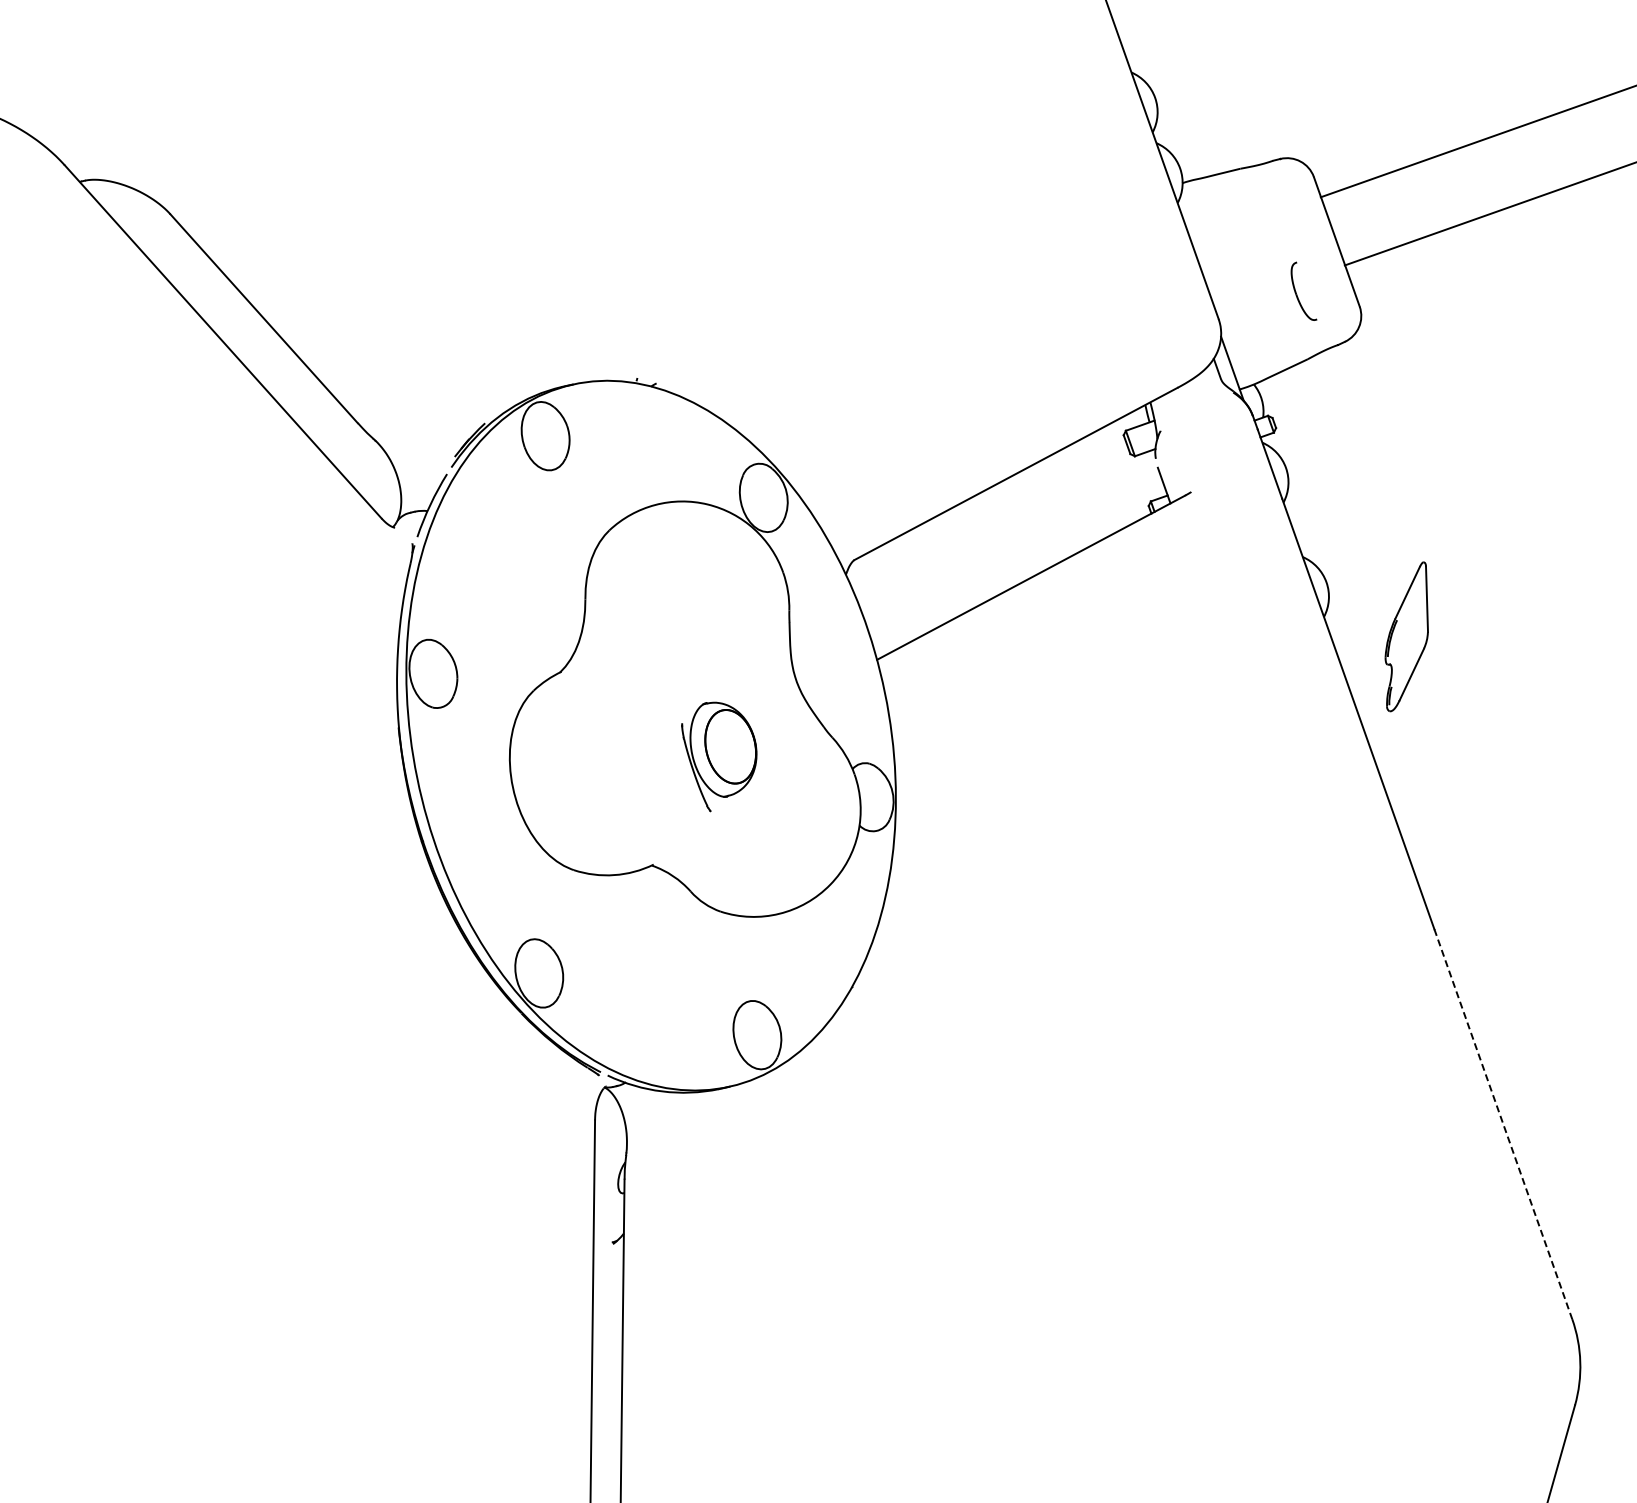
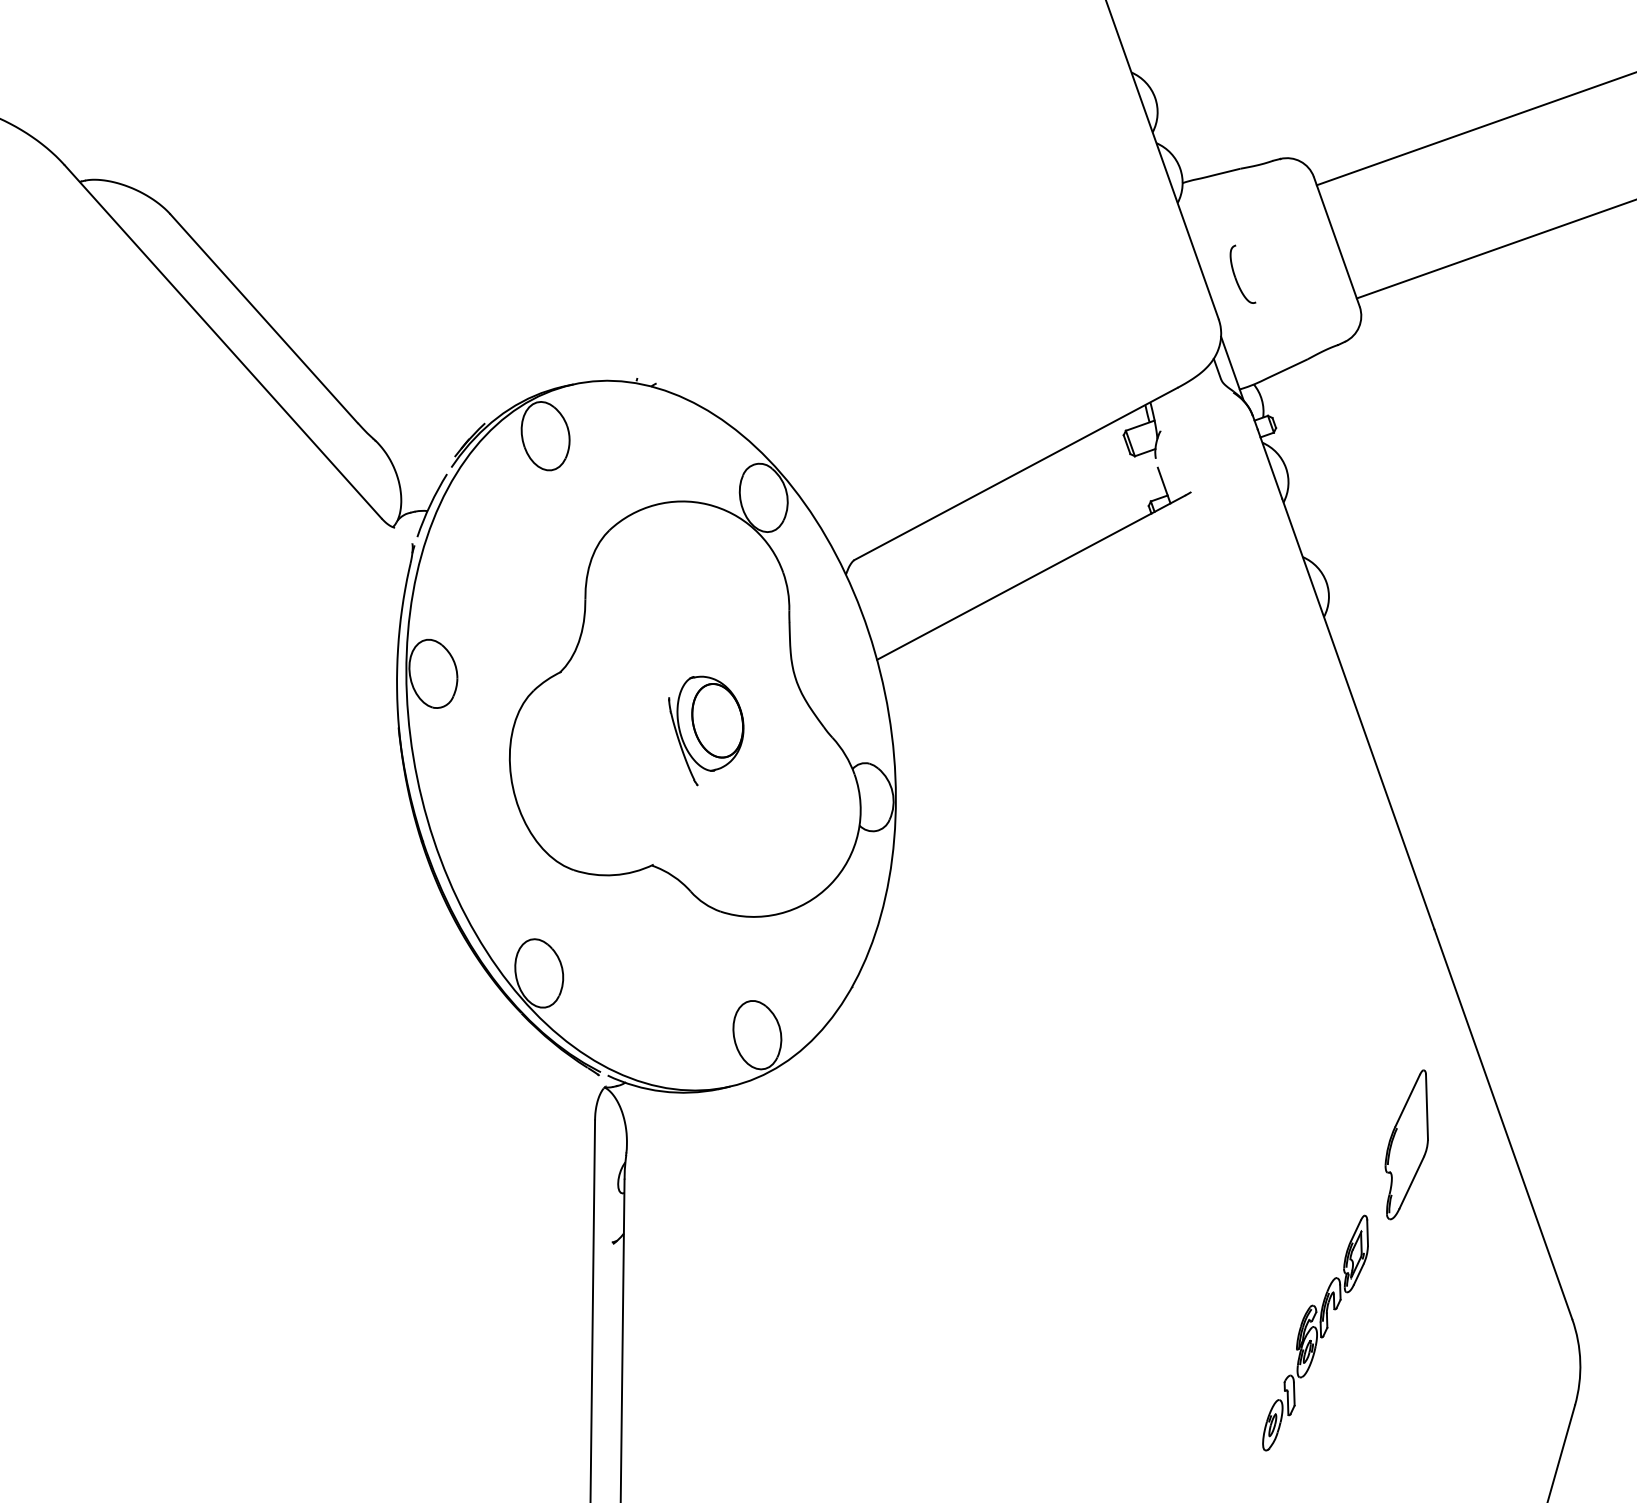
line position: (1476, 141) -> (1474, 129) (1474, 129)
line position: (1488, 214) -> (1494, 249) (1494, 249)
part position: (1296, 291) -> (1235, 274) (1235, 274)
part position: (1406, 636) -> (1406, 1144) (1406, 1144)
part position: (719, 756) -> (706, 730) (706, 730)
line: dashed -> solid (1503, 1124)
part: none -> present (1315, 1332)
